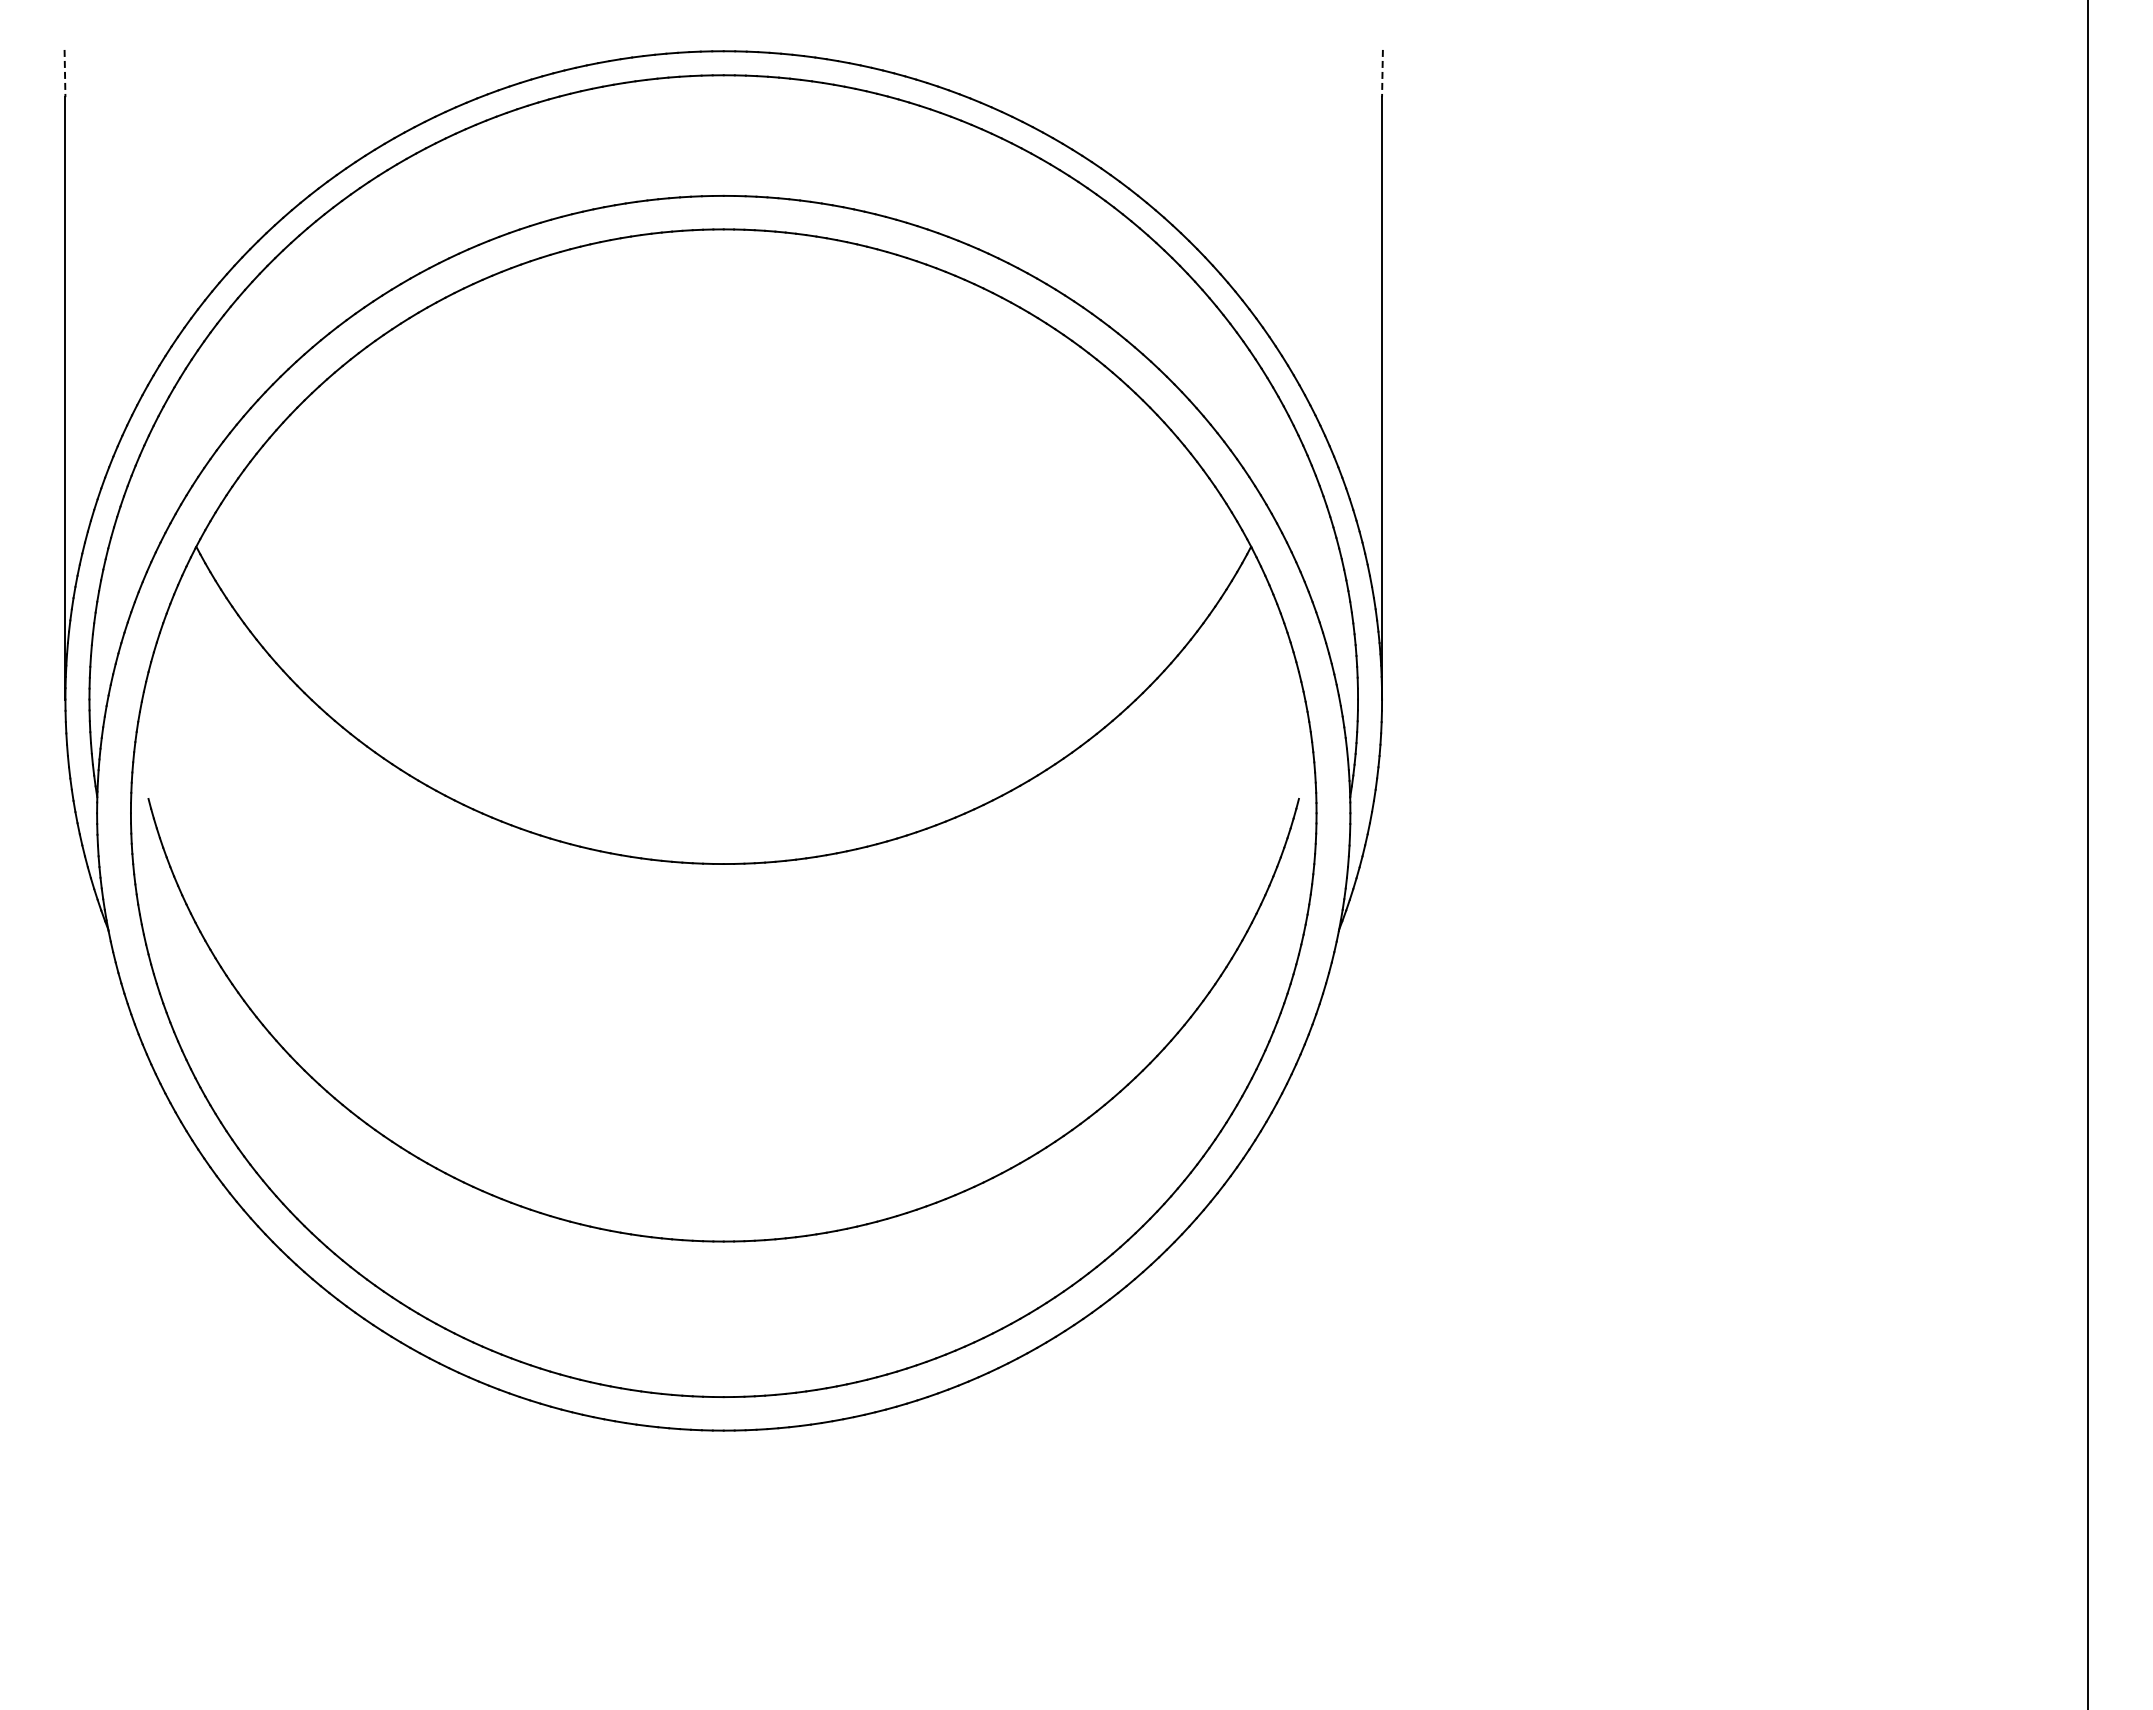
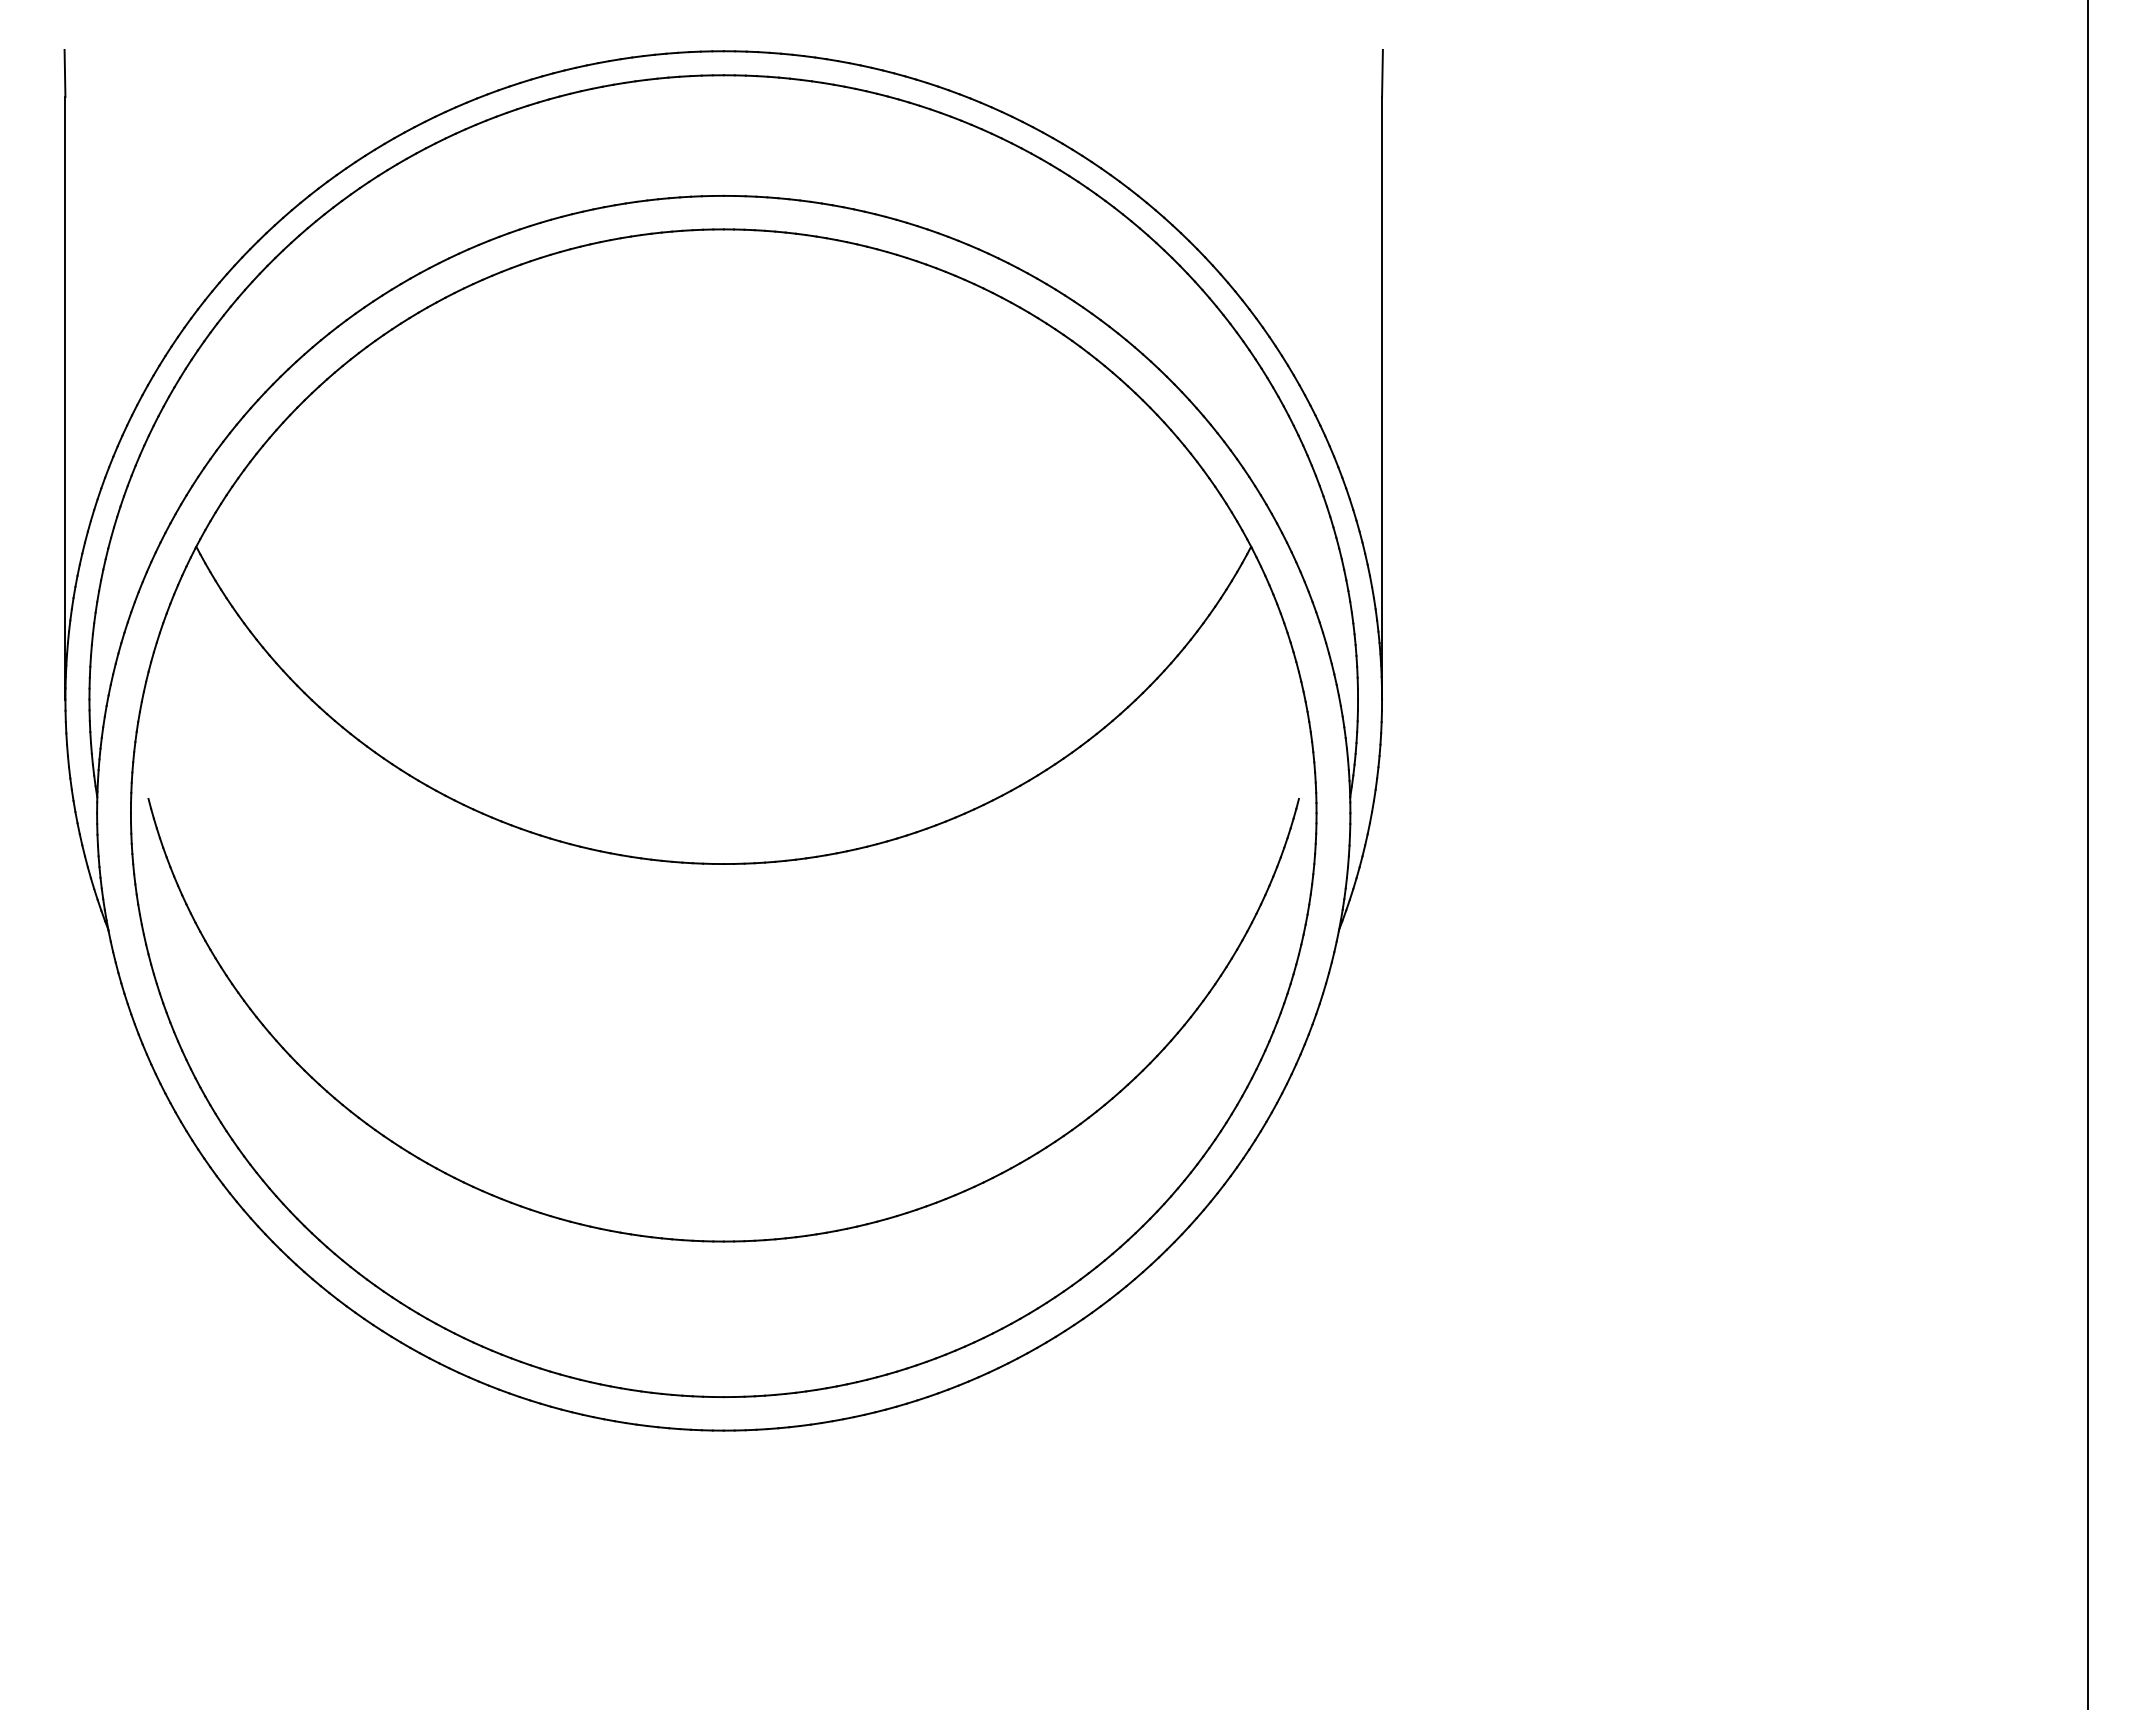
line: dashed -> solid (65, 73)
line: dashed -> solid (1382, 73)
